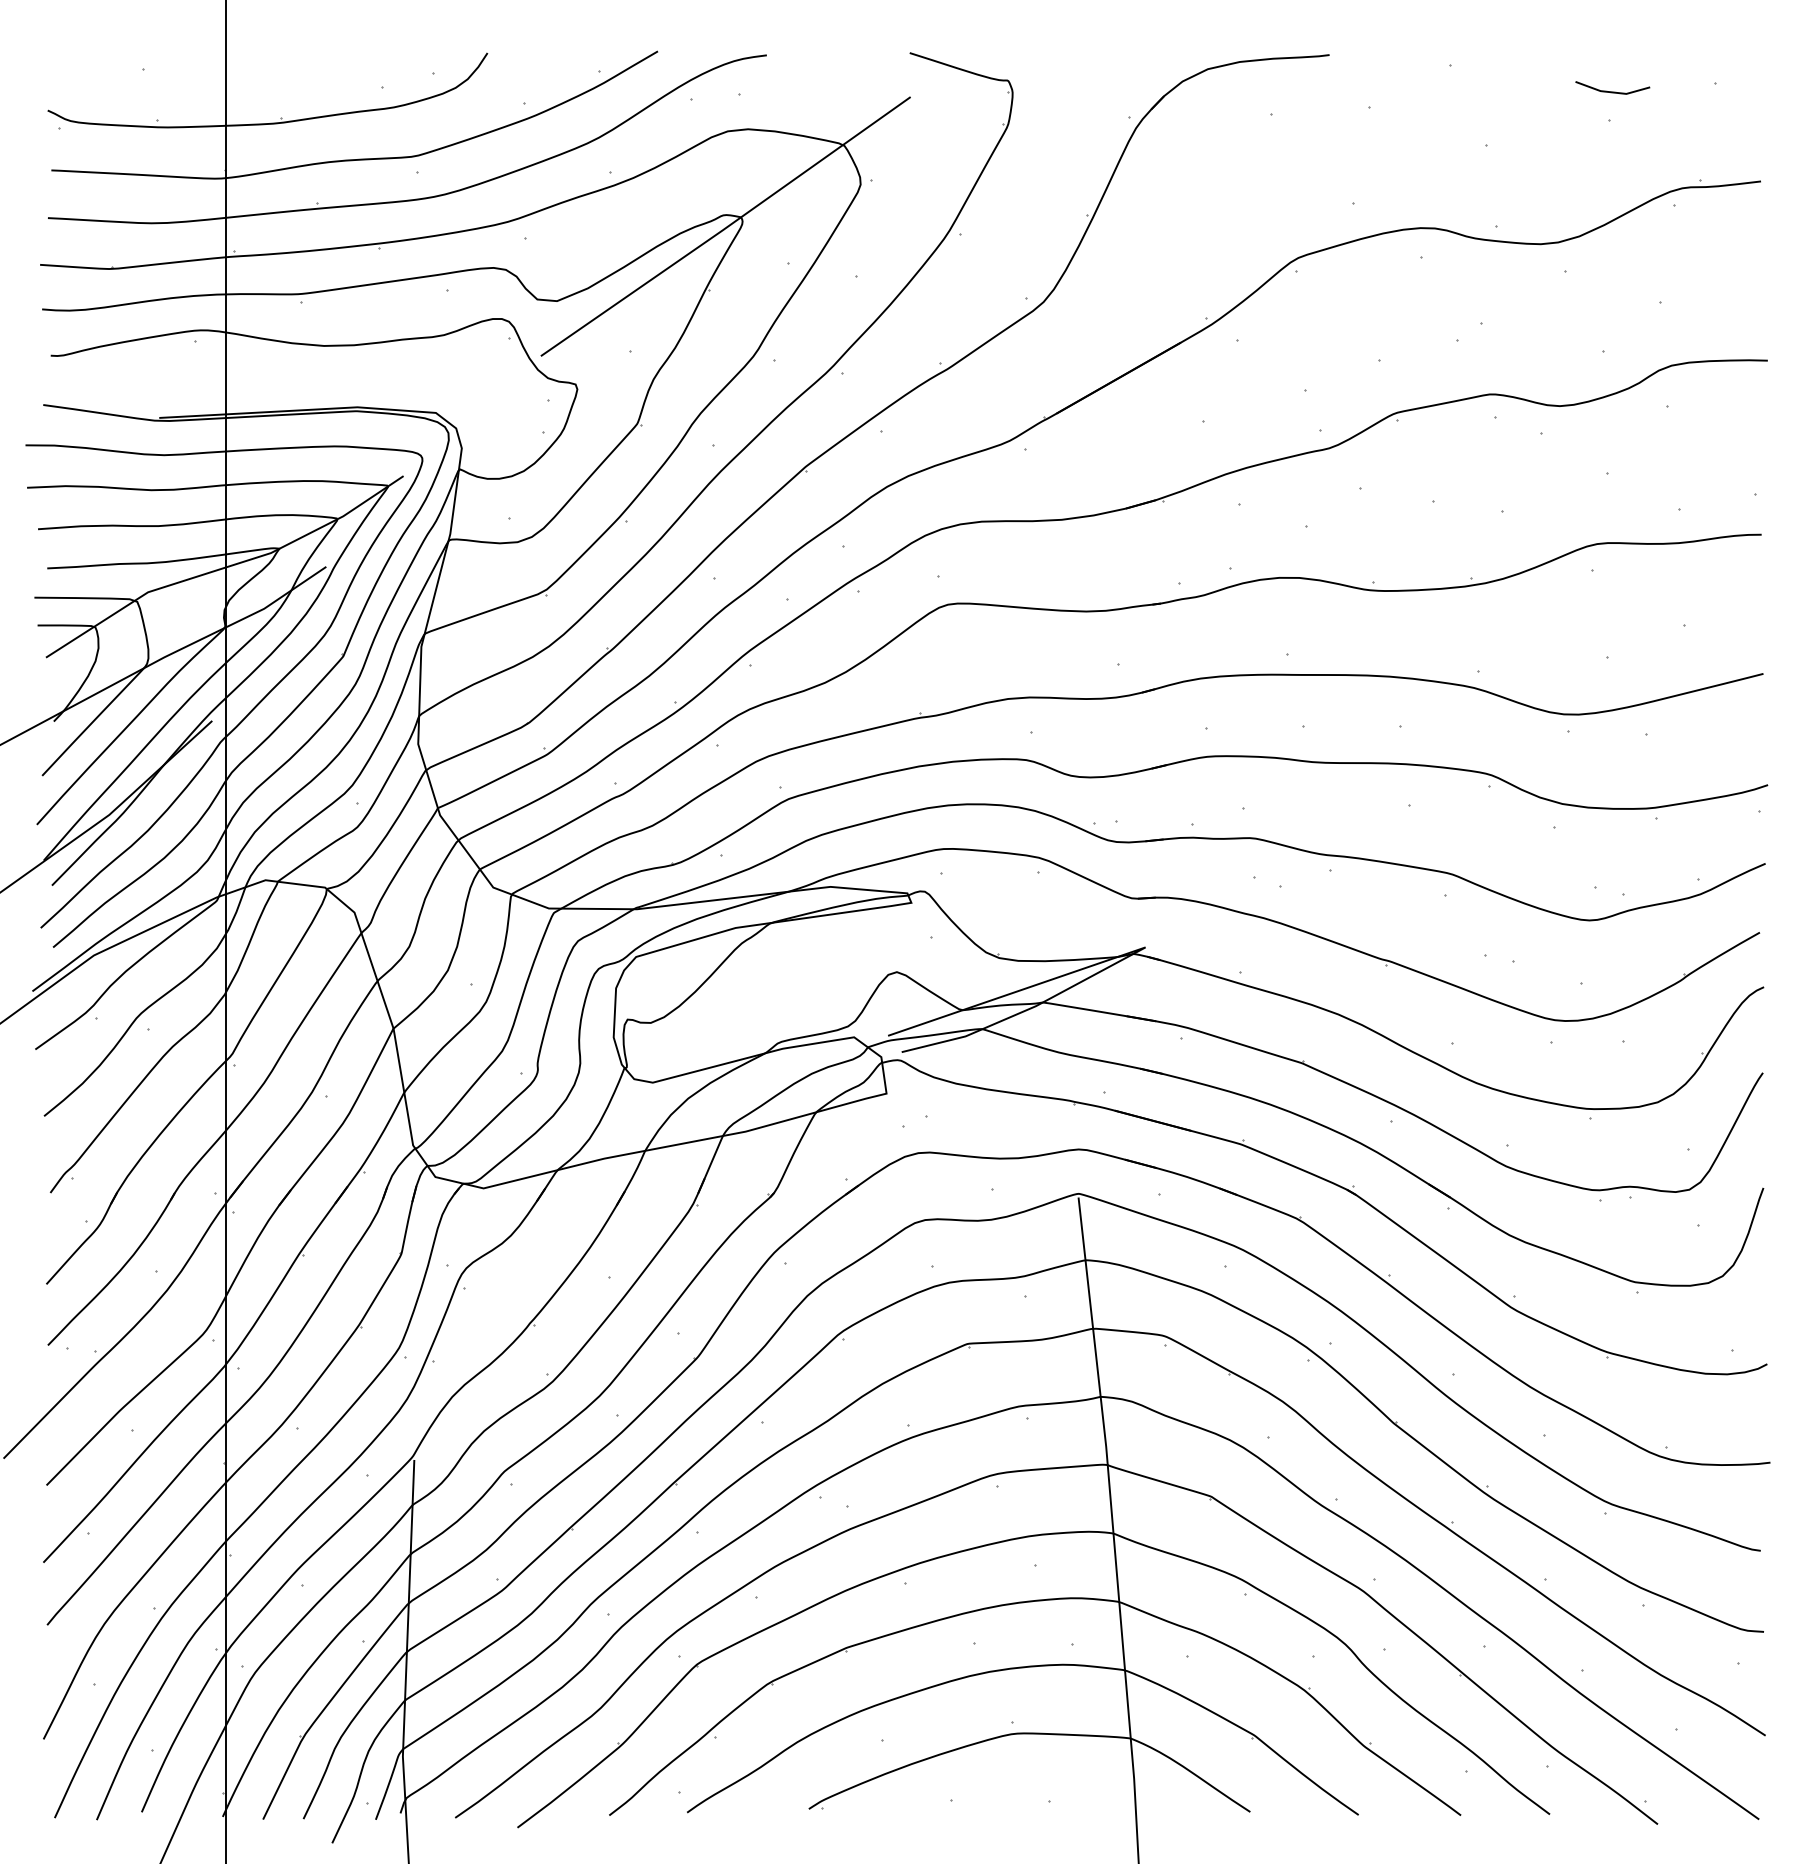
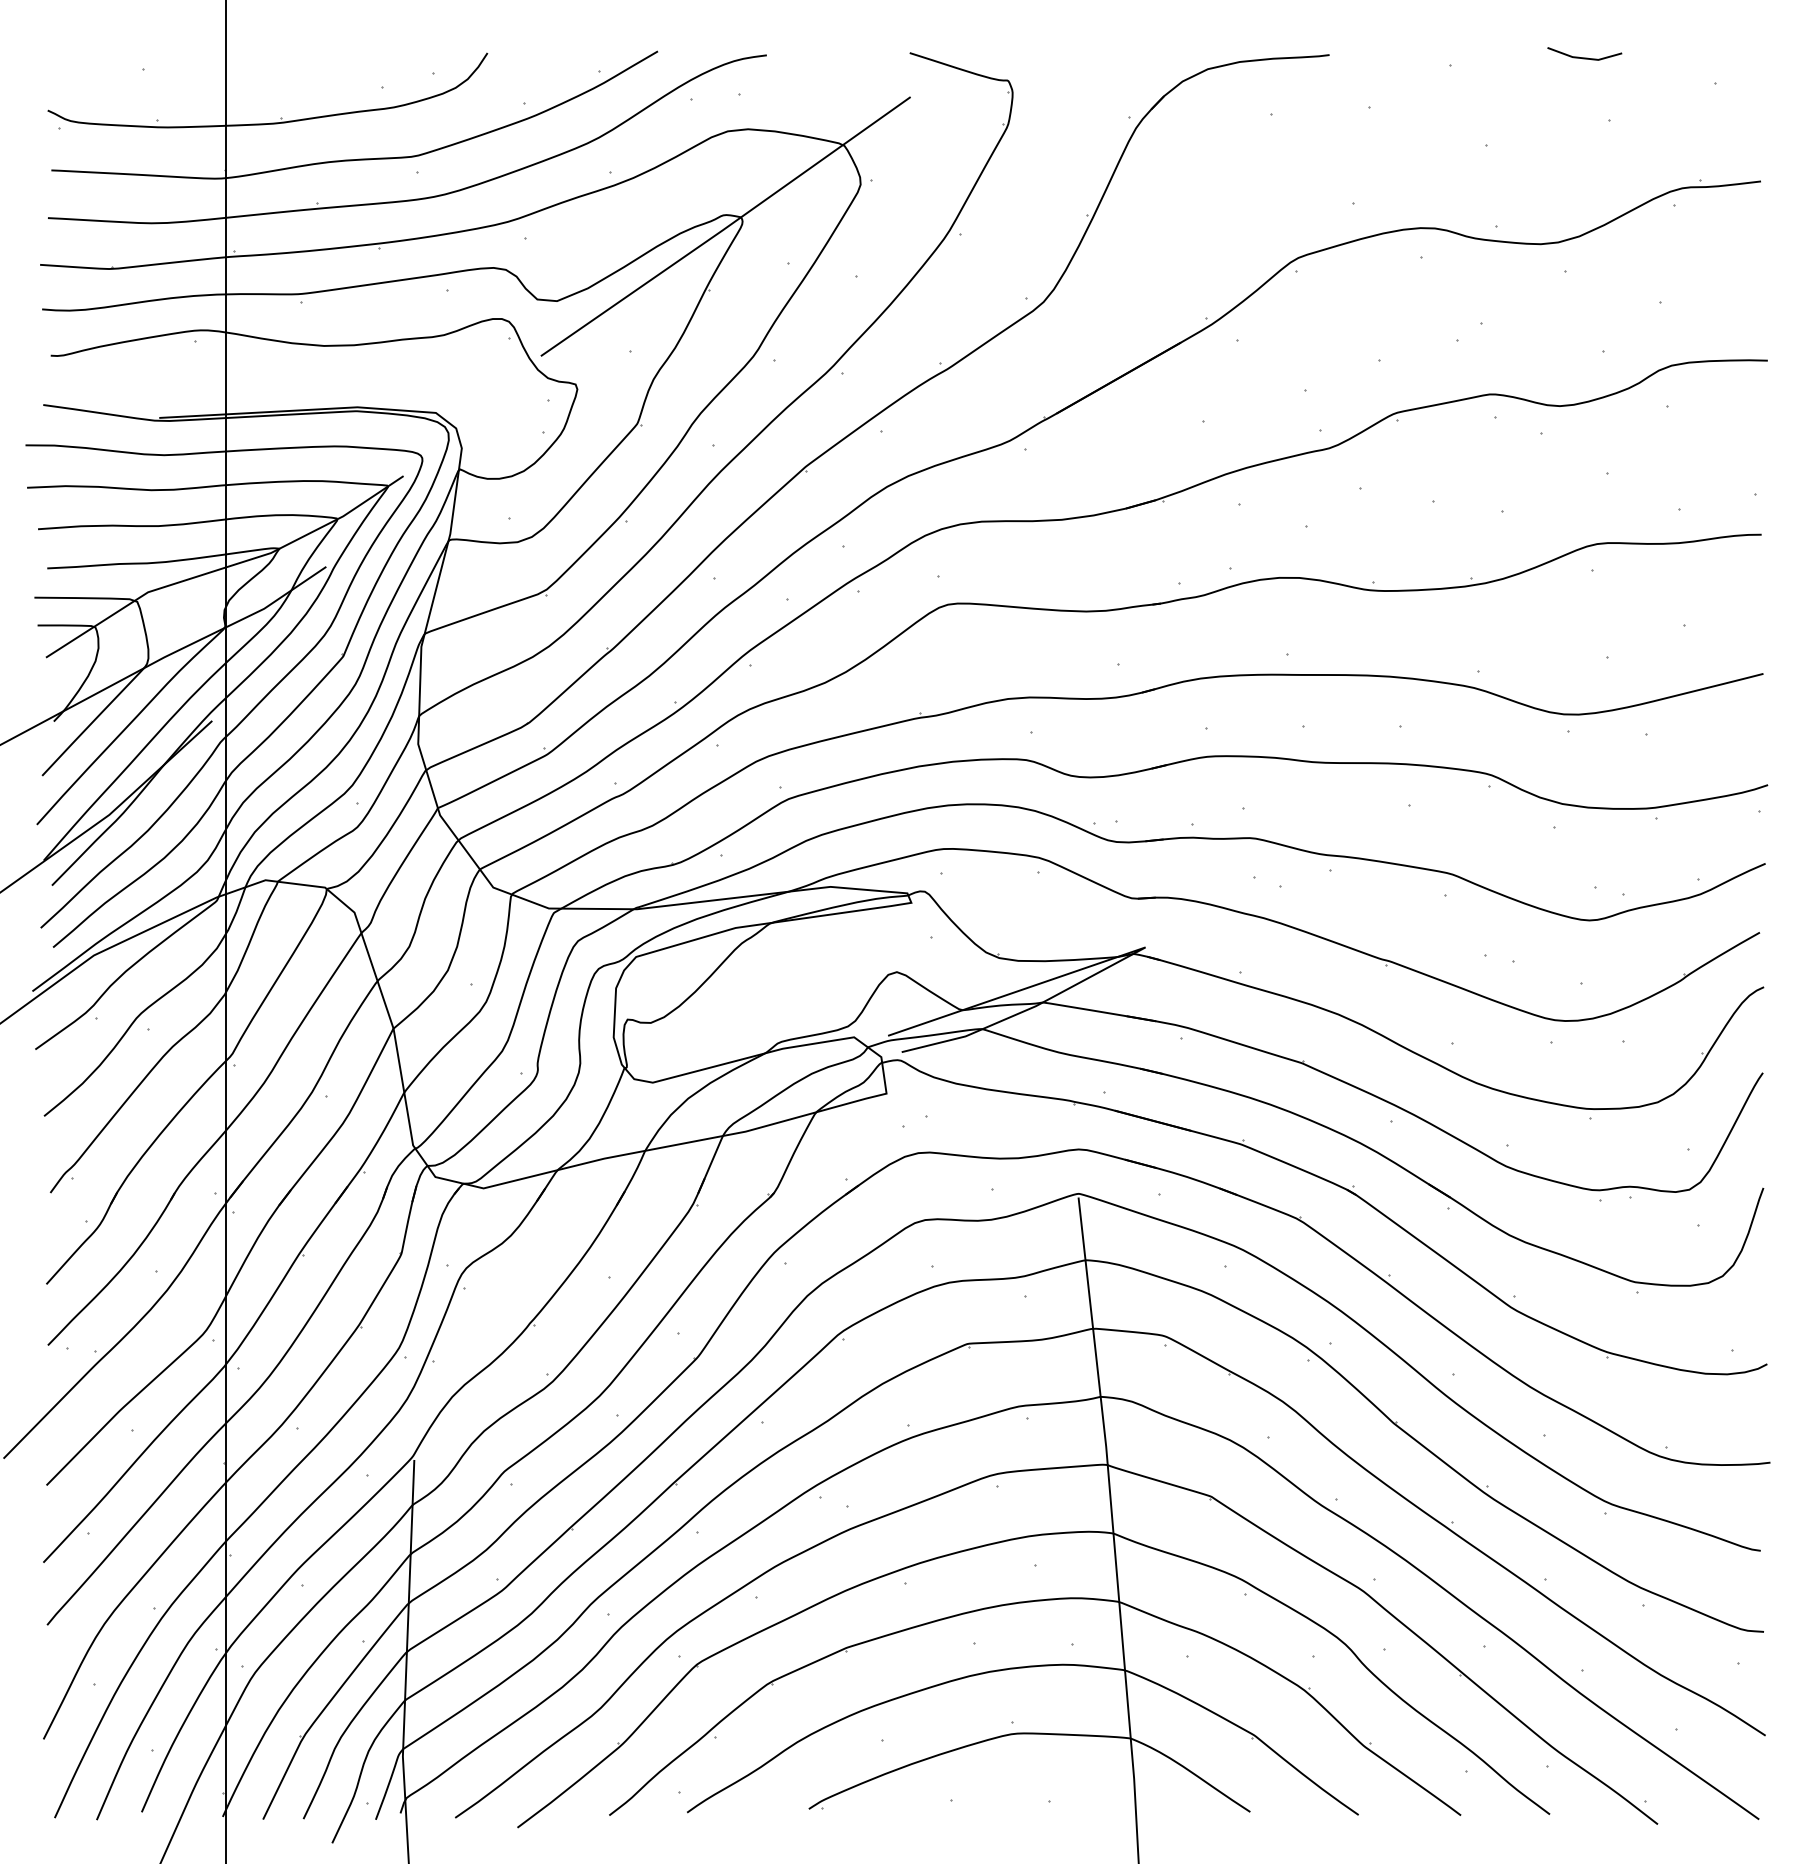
line position: (1612, 91) -> (1584, 57) (1584, 57)
